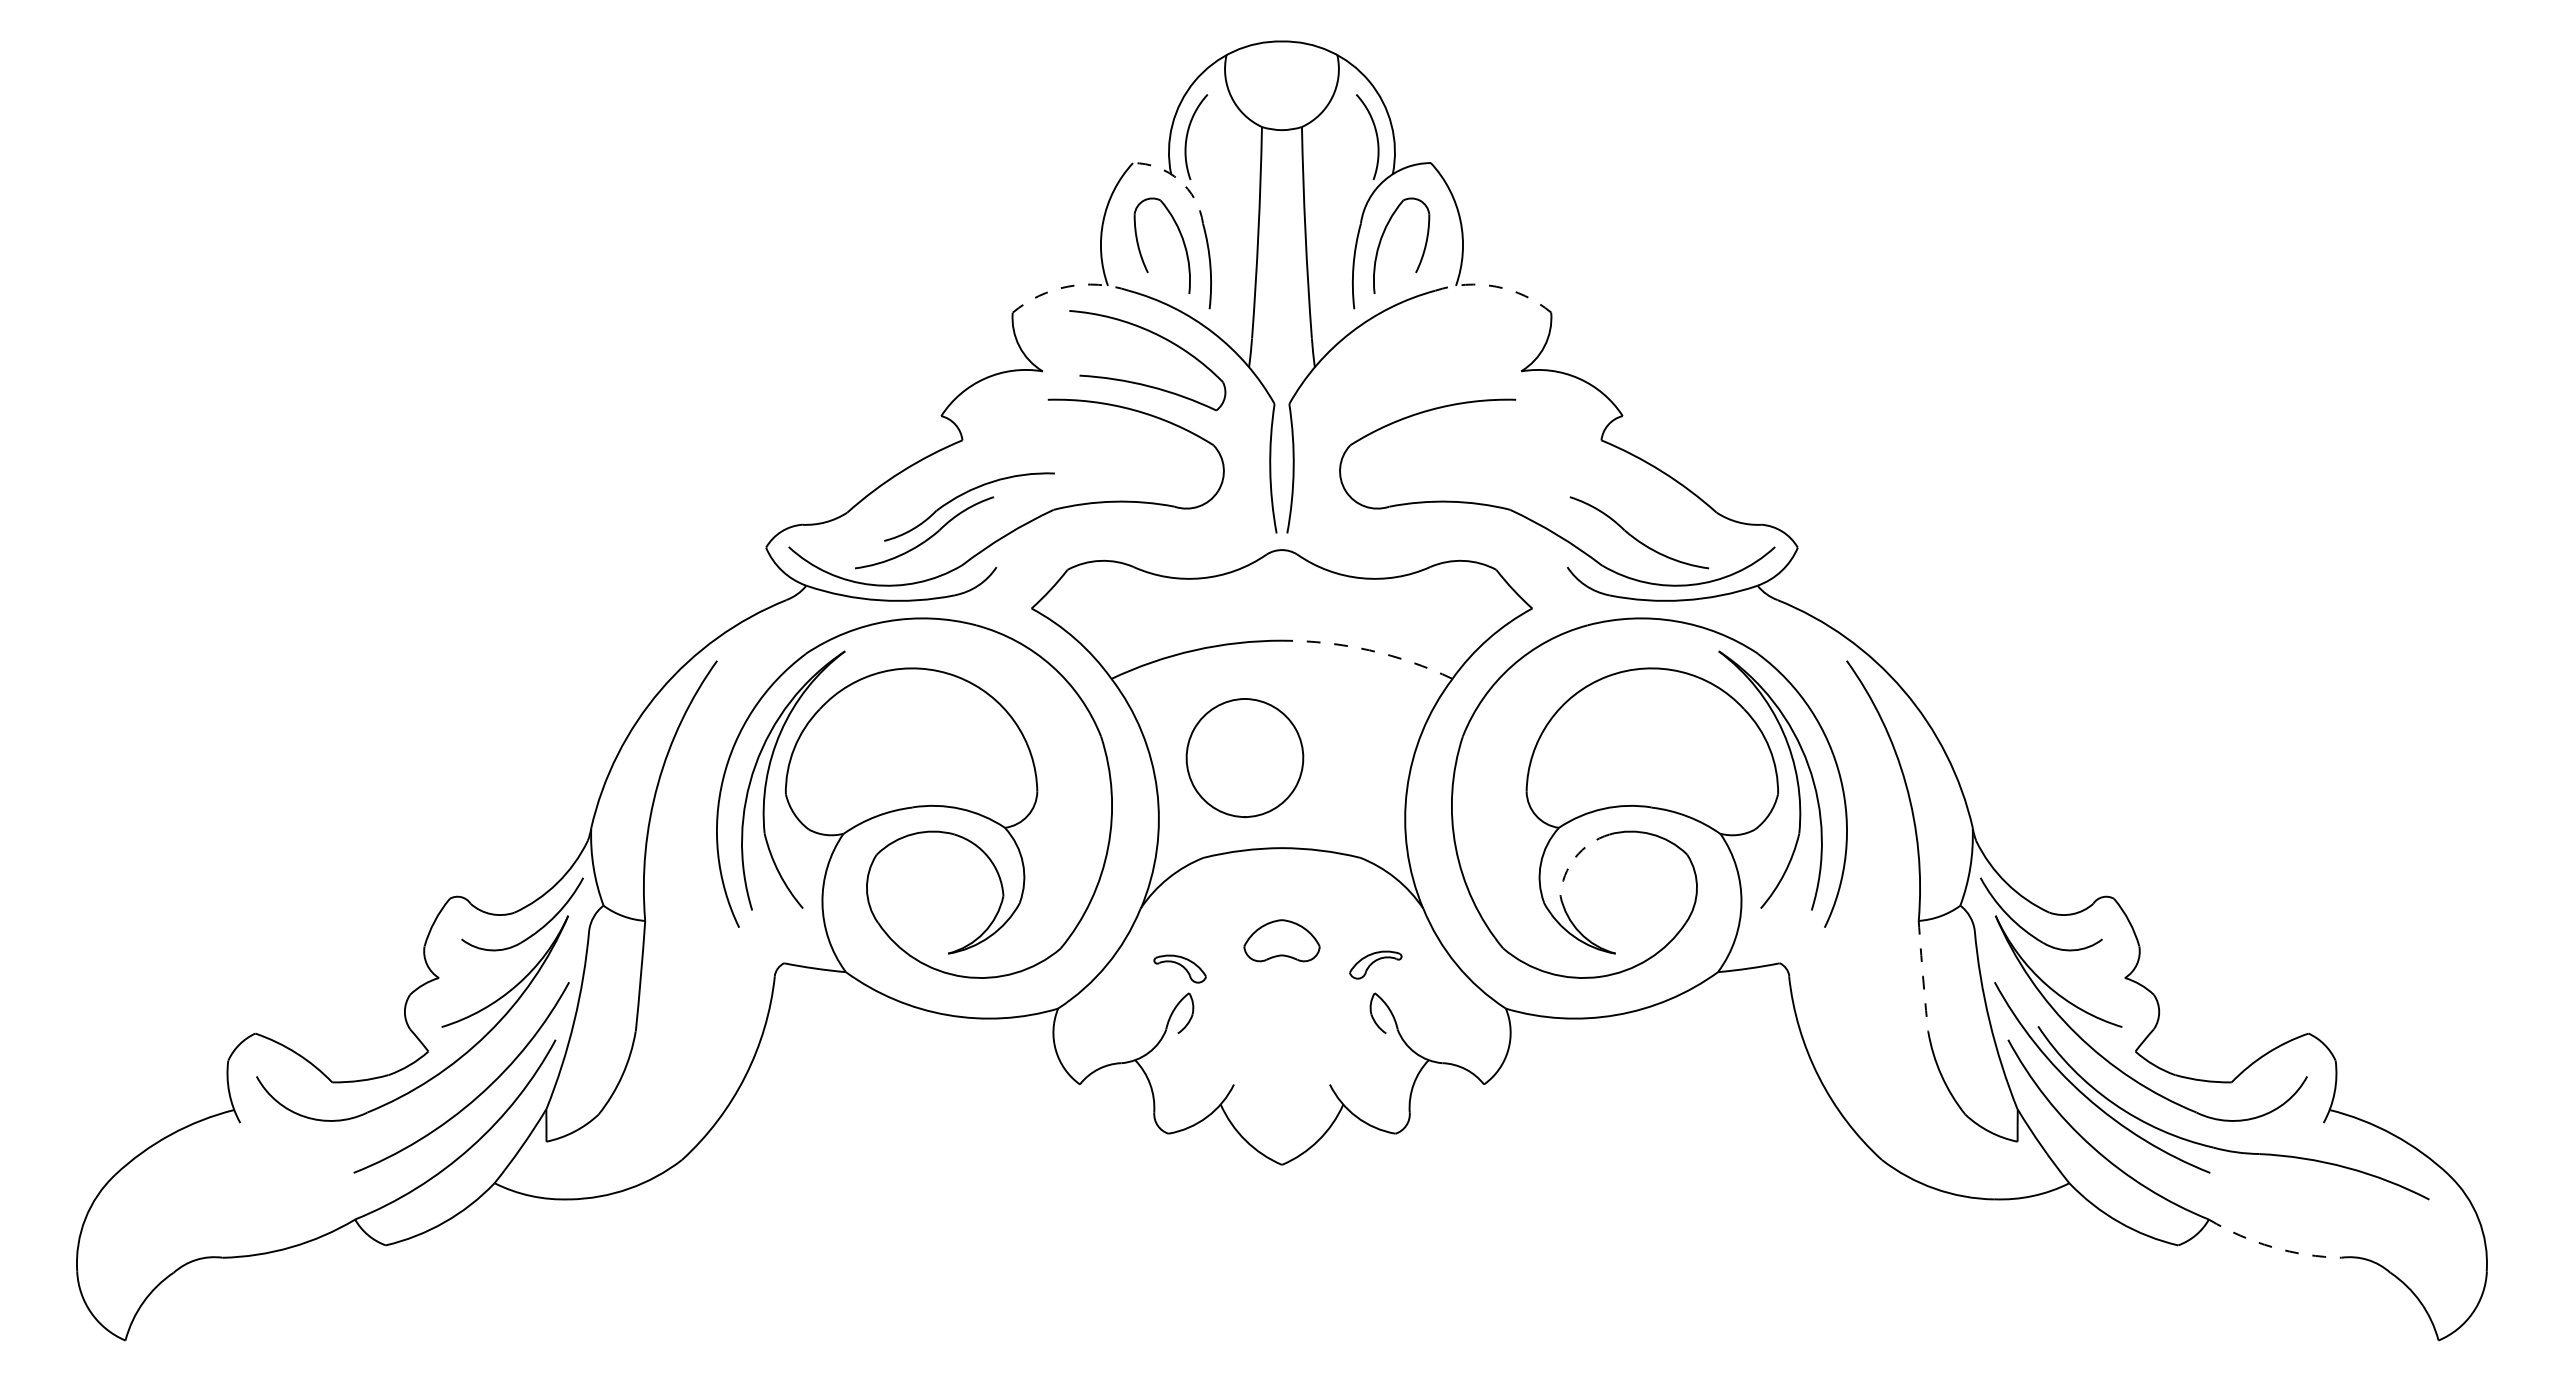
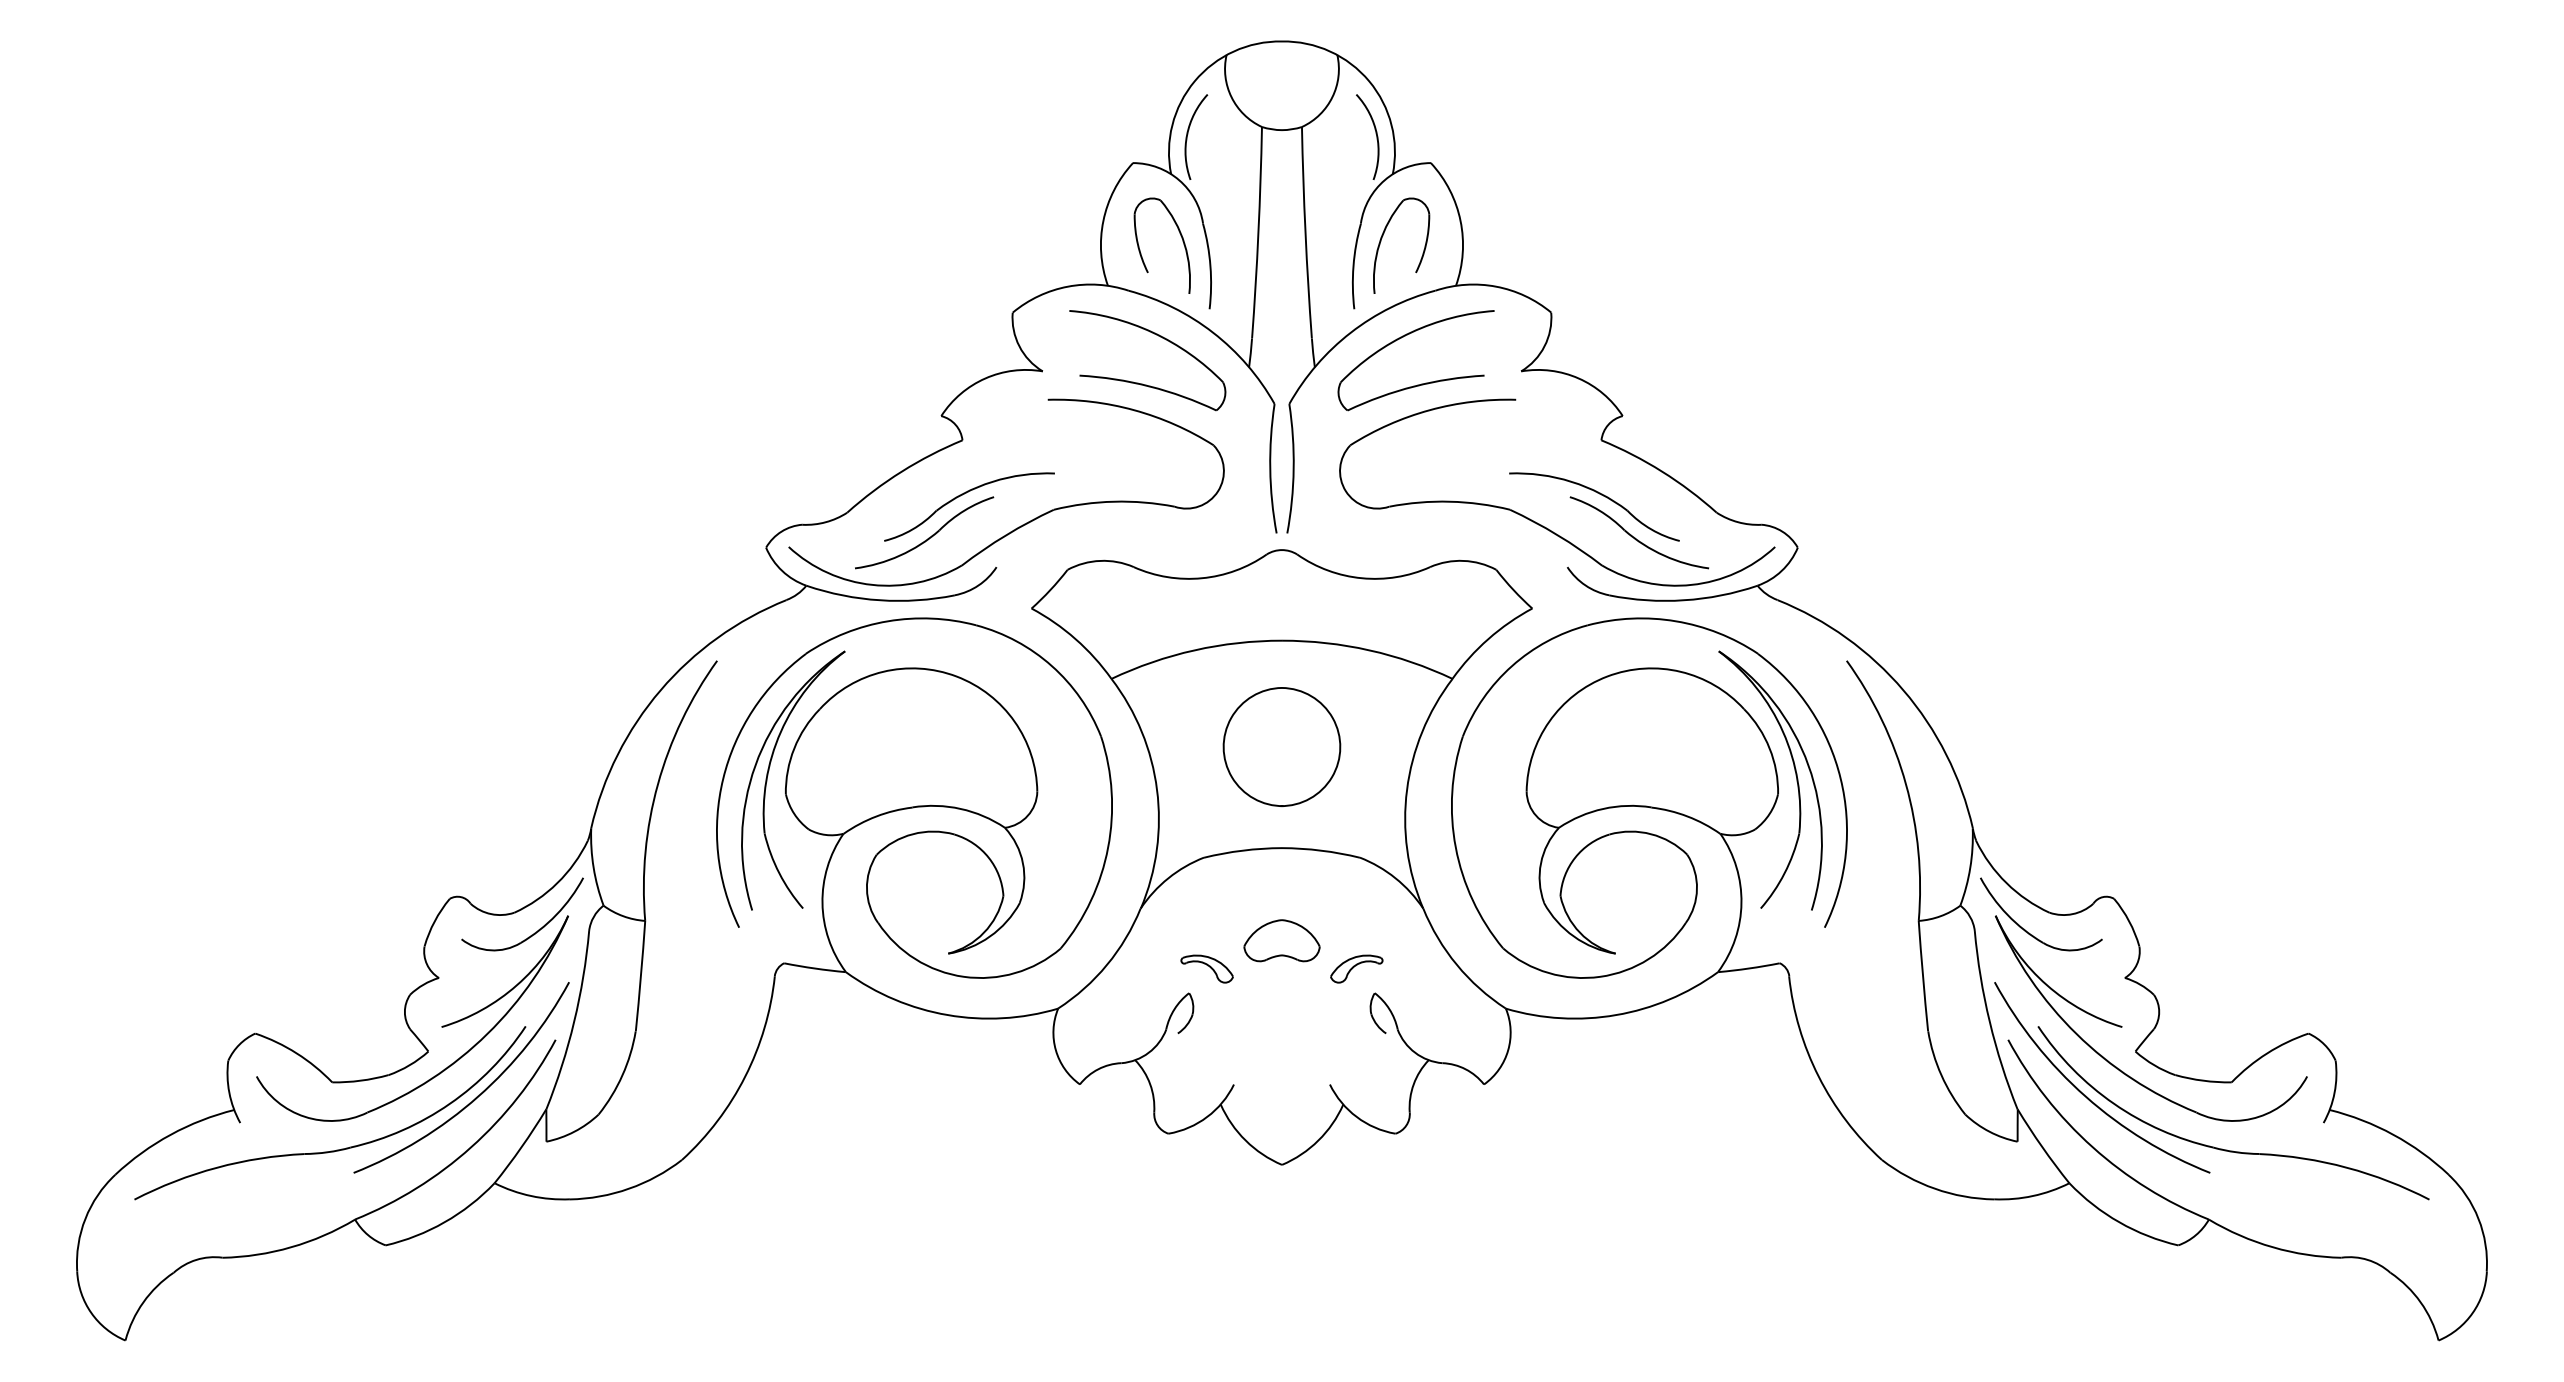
arc: dashed -> solid (1179, 180)
arc: dashed -> solid (1067, 286)
arc: dashed -> solid (1496, 286)
part: none -> present (1421, 383)
part: none -> present (1599, 494)
arc: dashed -> solid (1369, 650)
part position: (1244, 757) -> (1281, 746) (1281, 746)
arc: dashed -> solid (1575, 857)
part position: (1375, 964) -> (1356, 968) (1356, 968)
part position: (1179, 968) -> (1206, 968) (1206, 968)
arc: dashed -> solid (1923, 976)
part: none -> present (336, 1149)
arc: dashed -> solid (2272, 1247)
